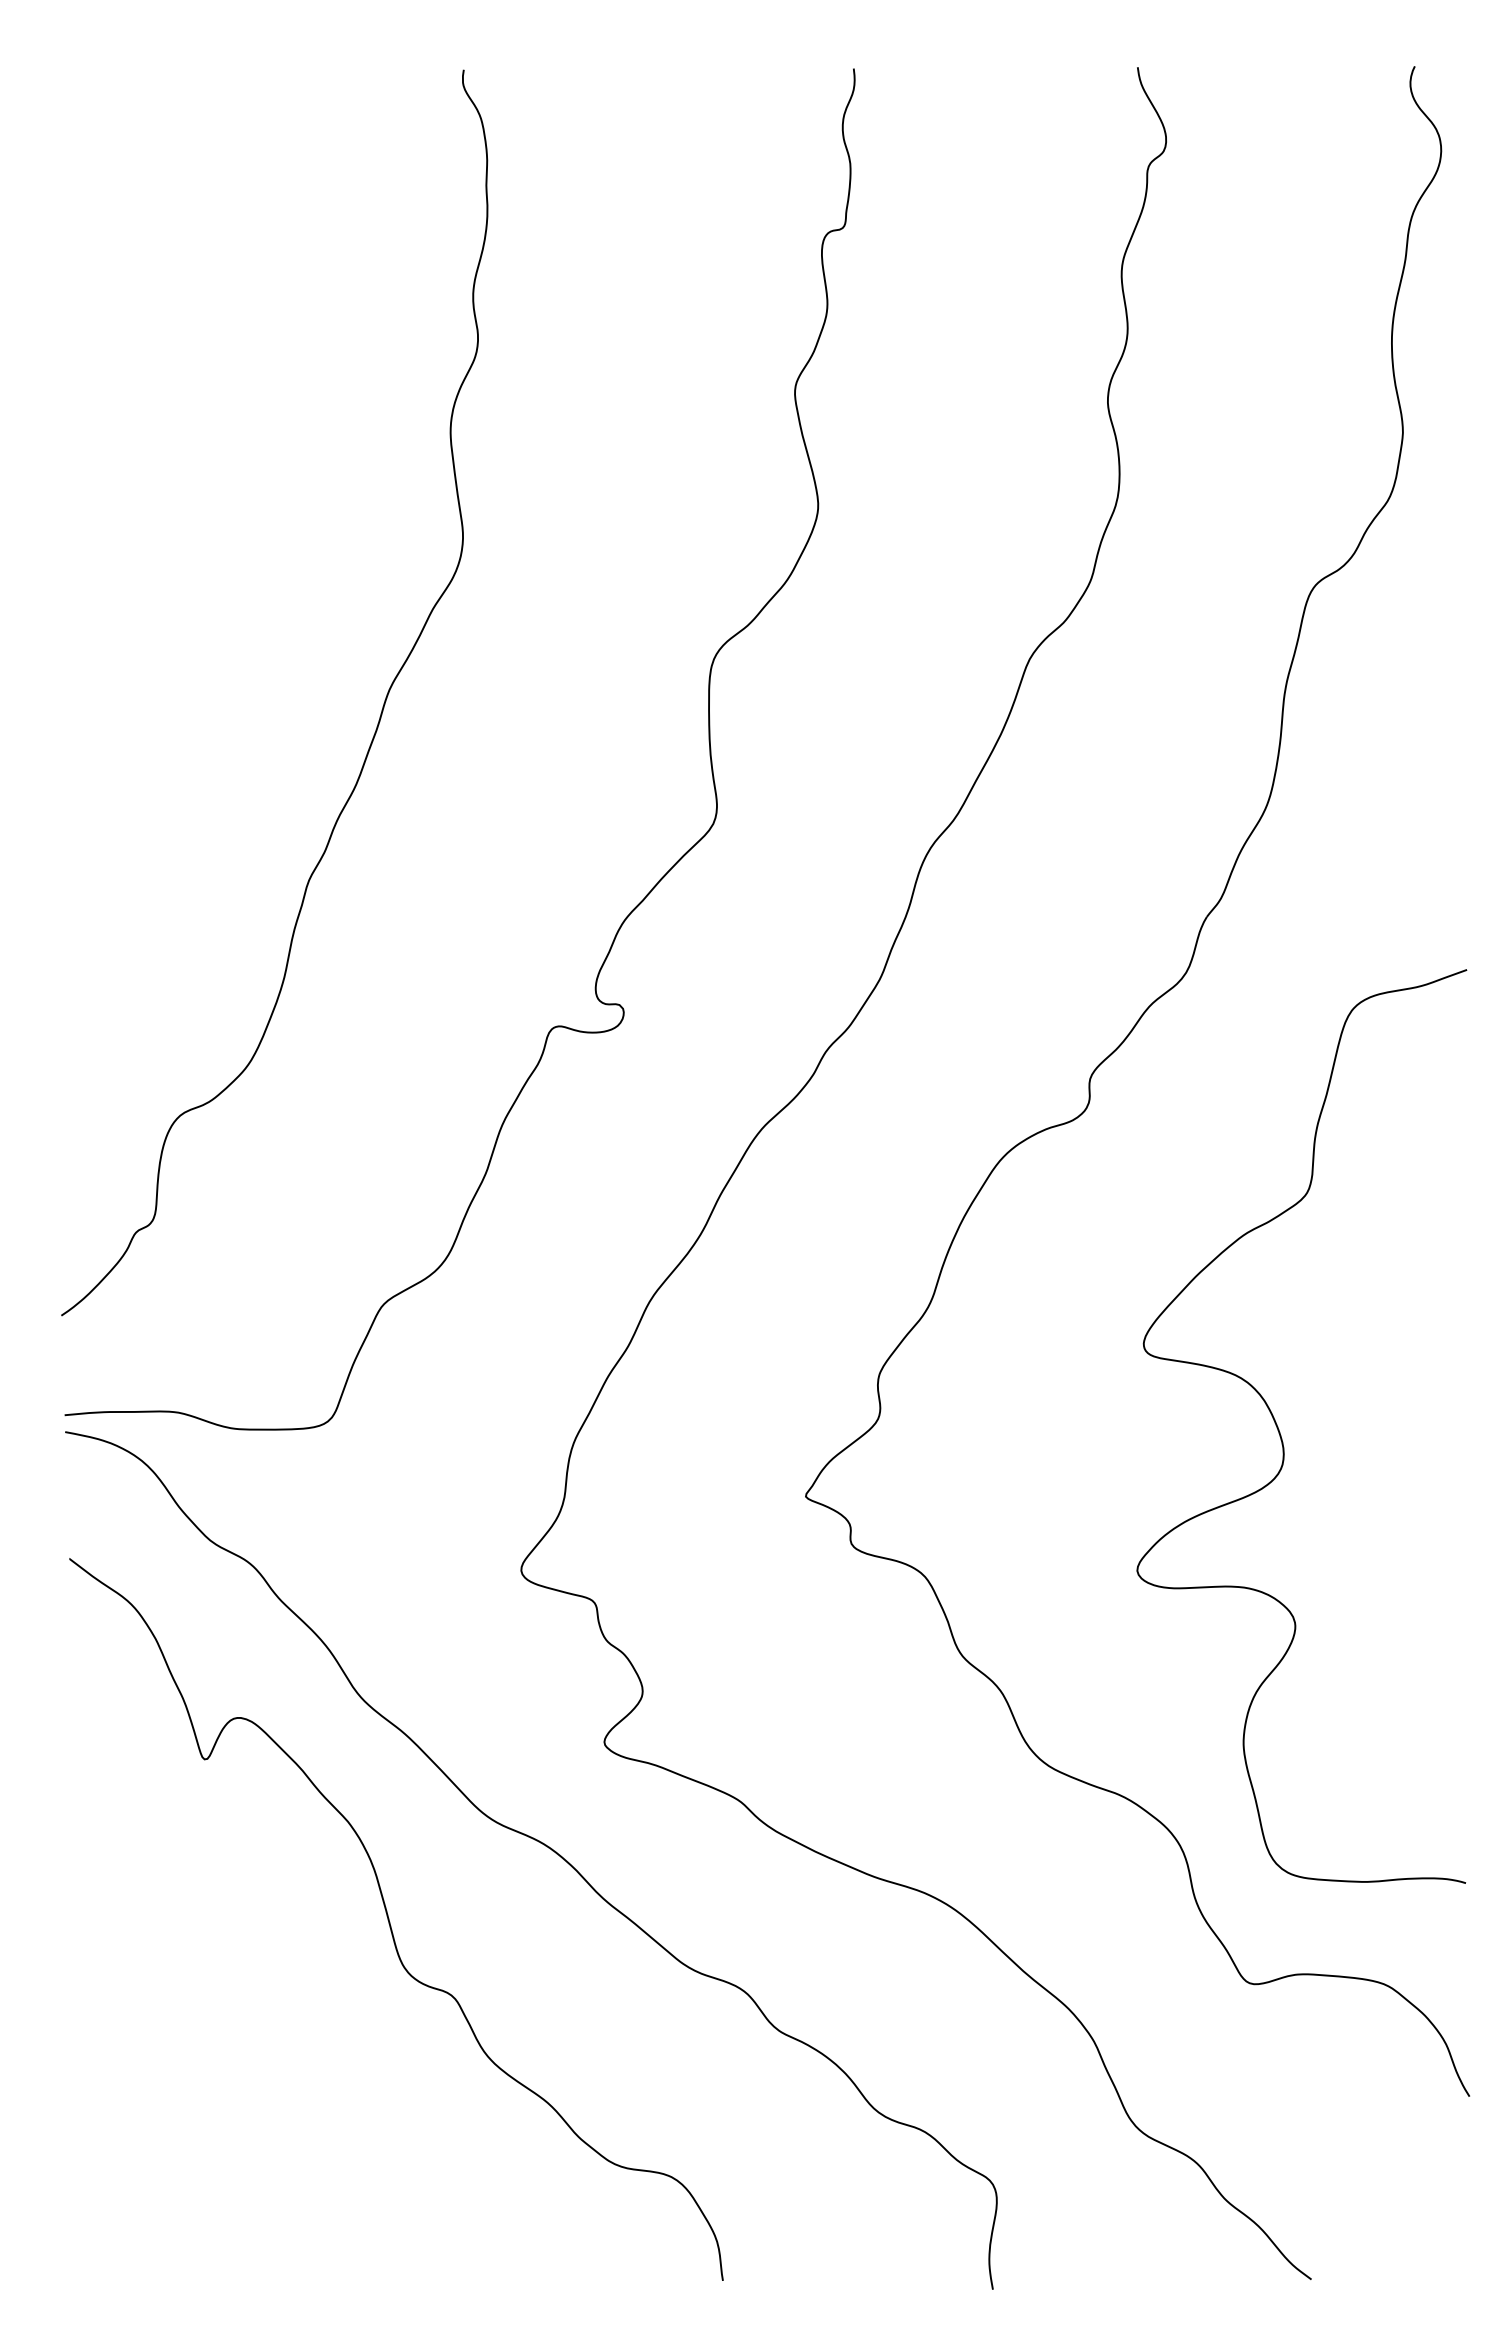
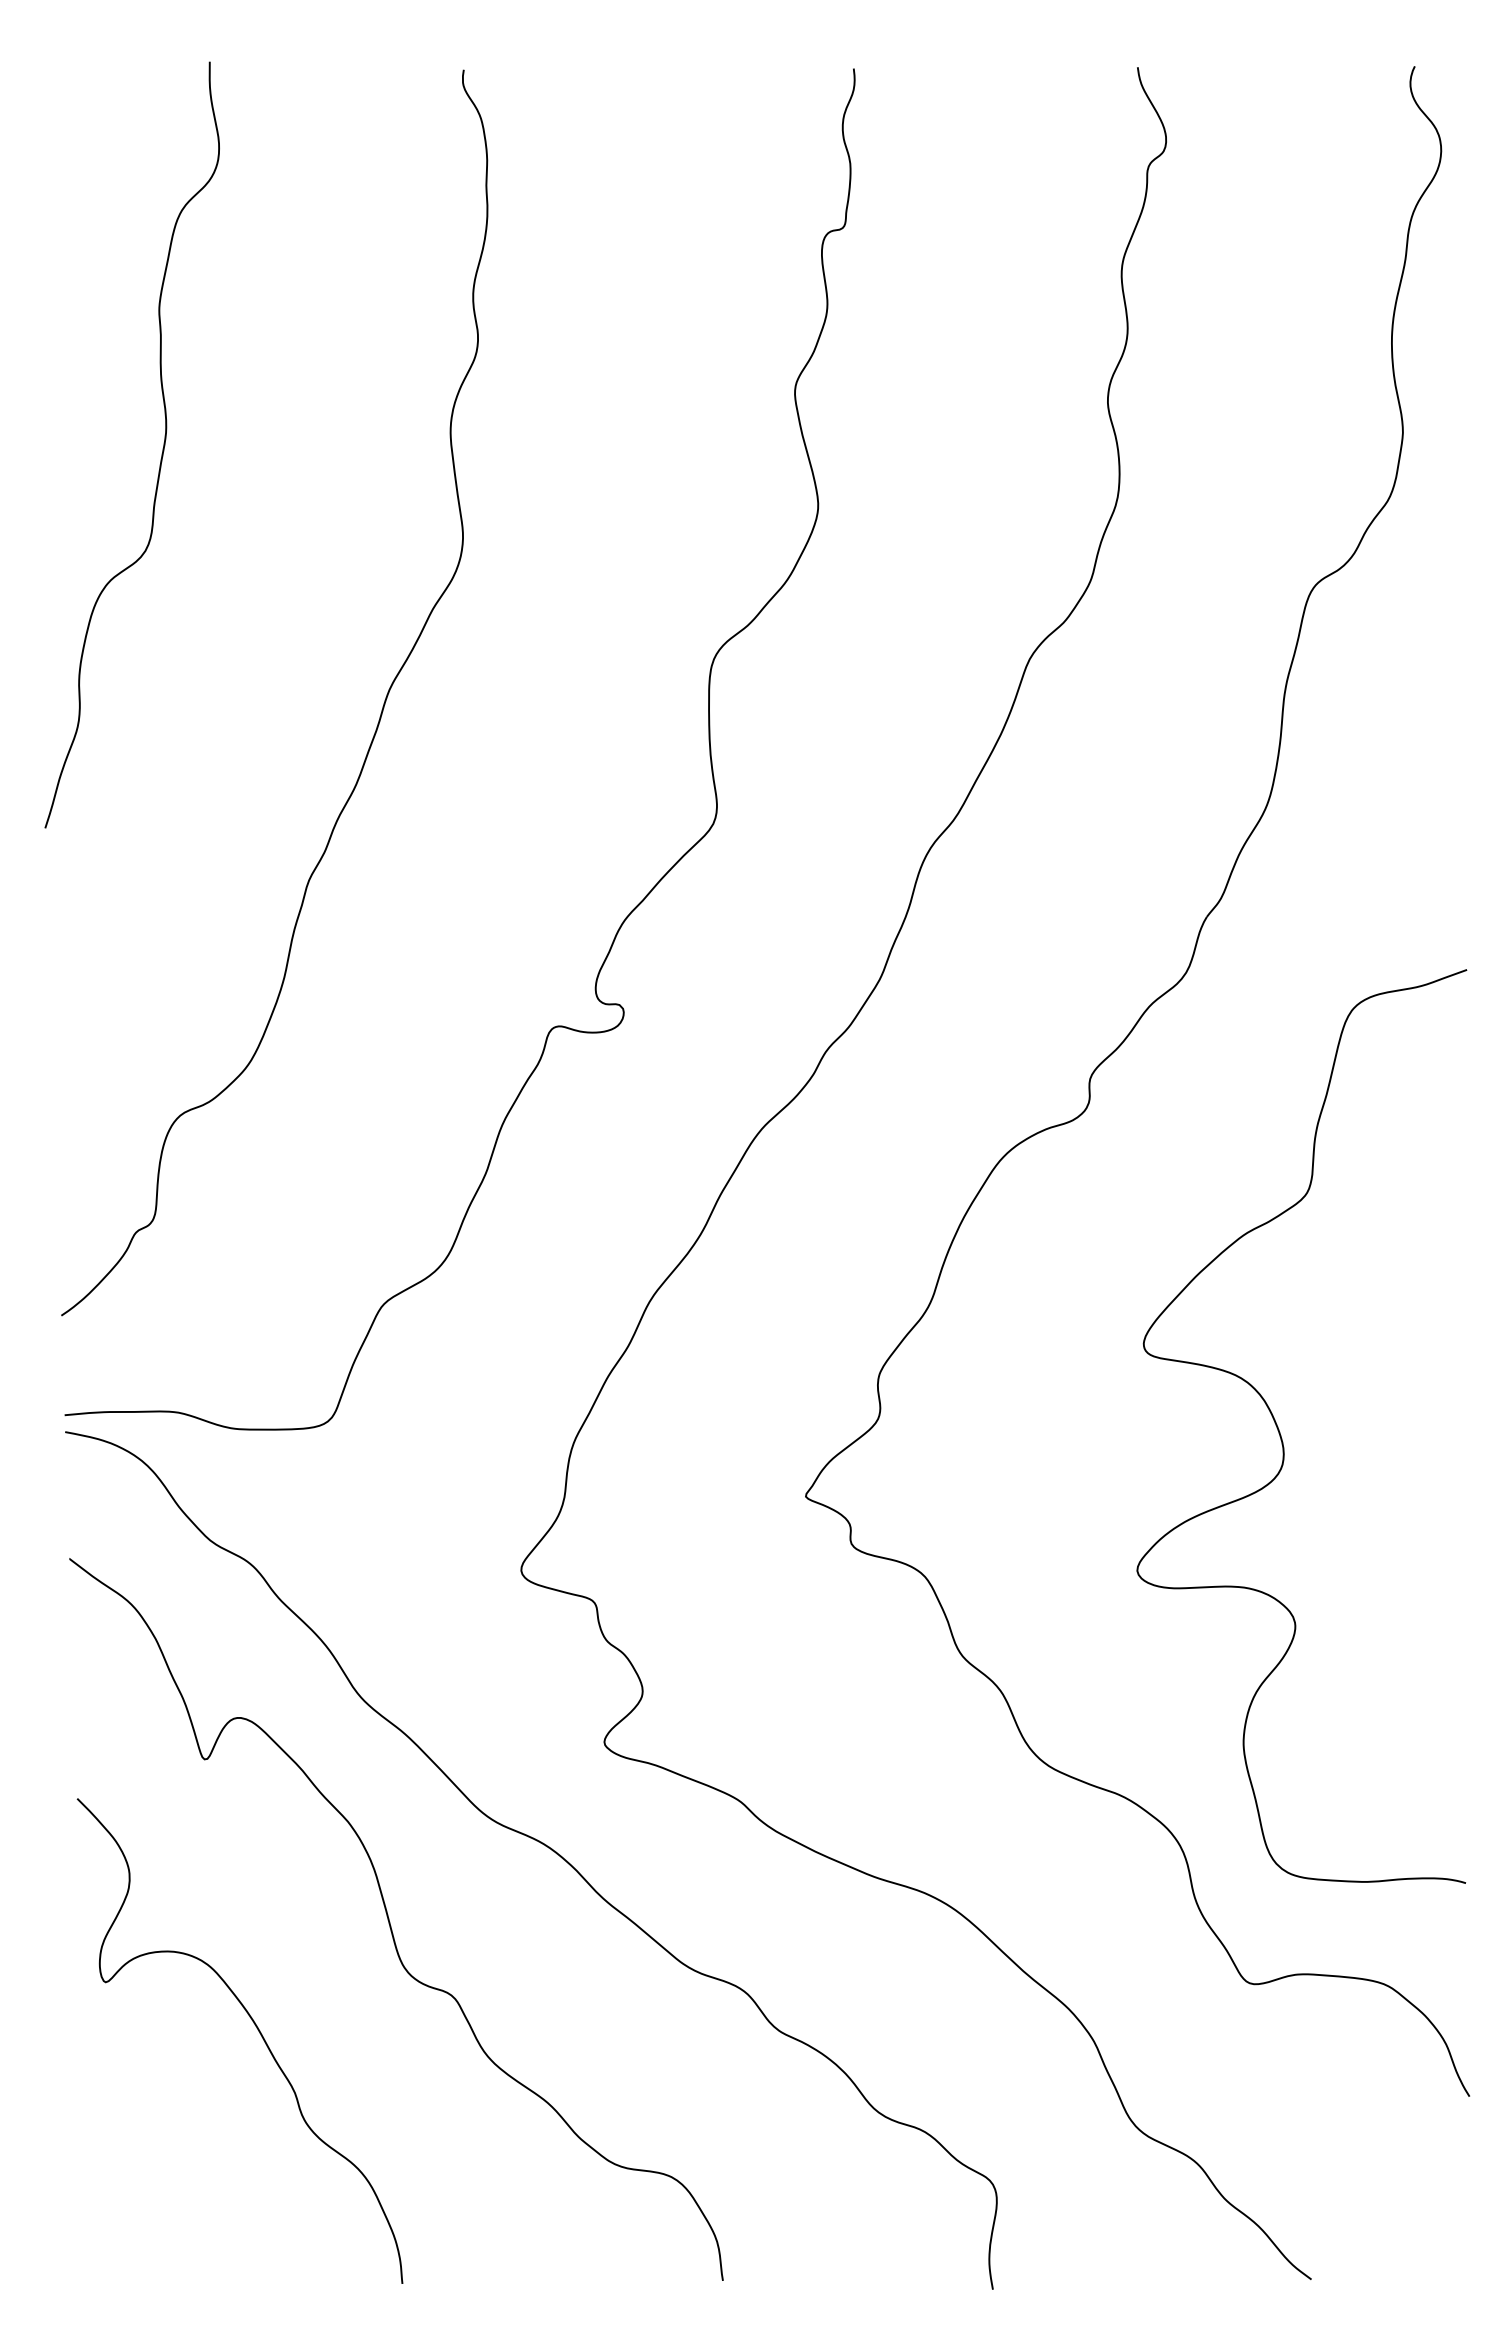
curve: none -> present (162, 448)
curve: none -> present (256, 2028)
